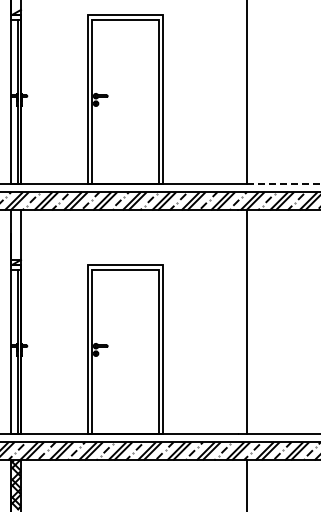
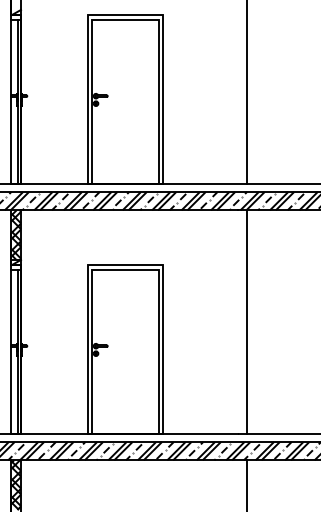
line: dashed -> solid (284, 183)
hatch: none -> present (16, 234)
